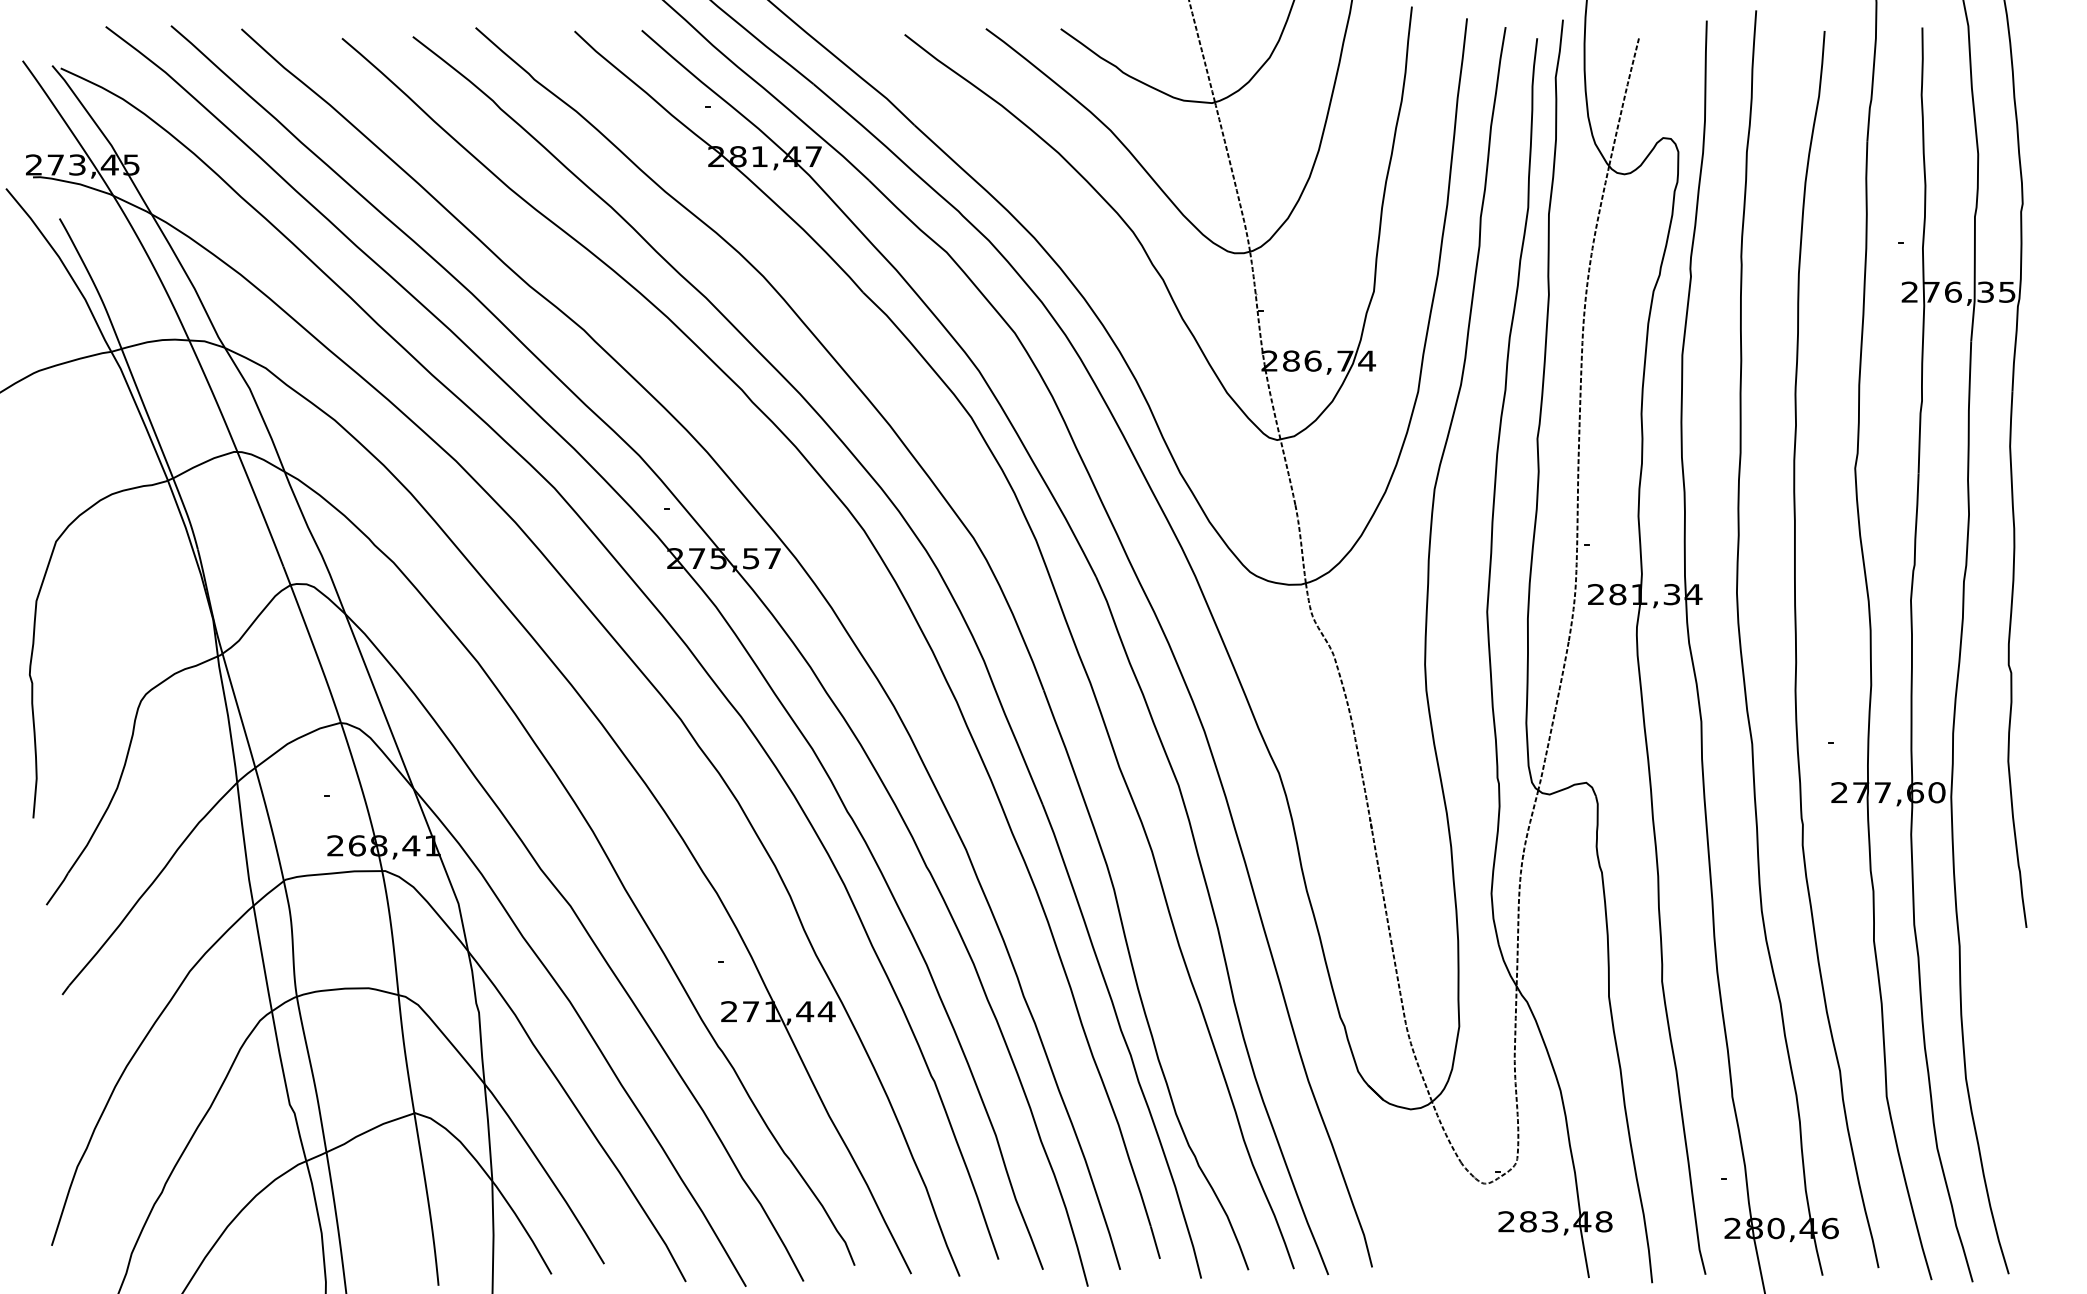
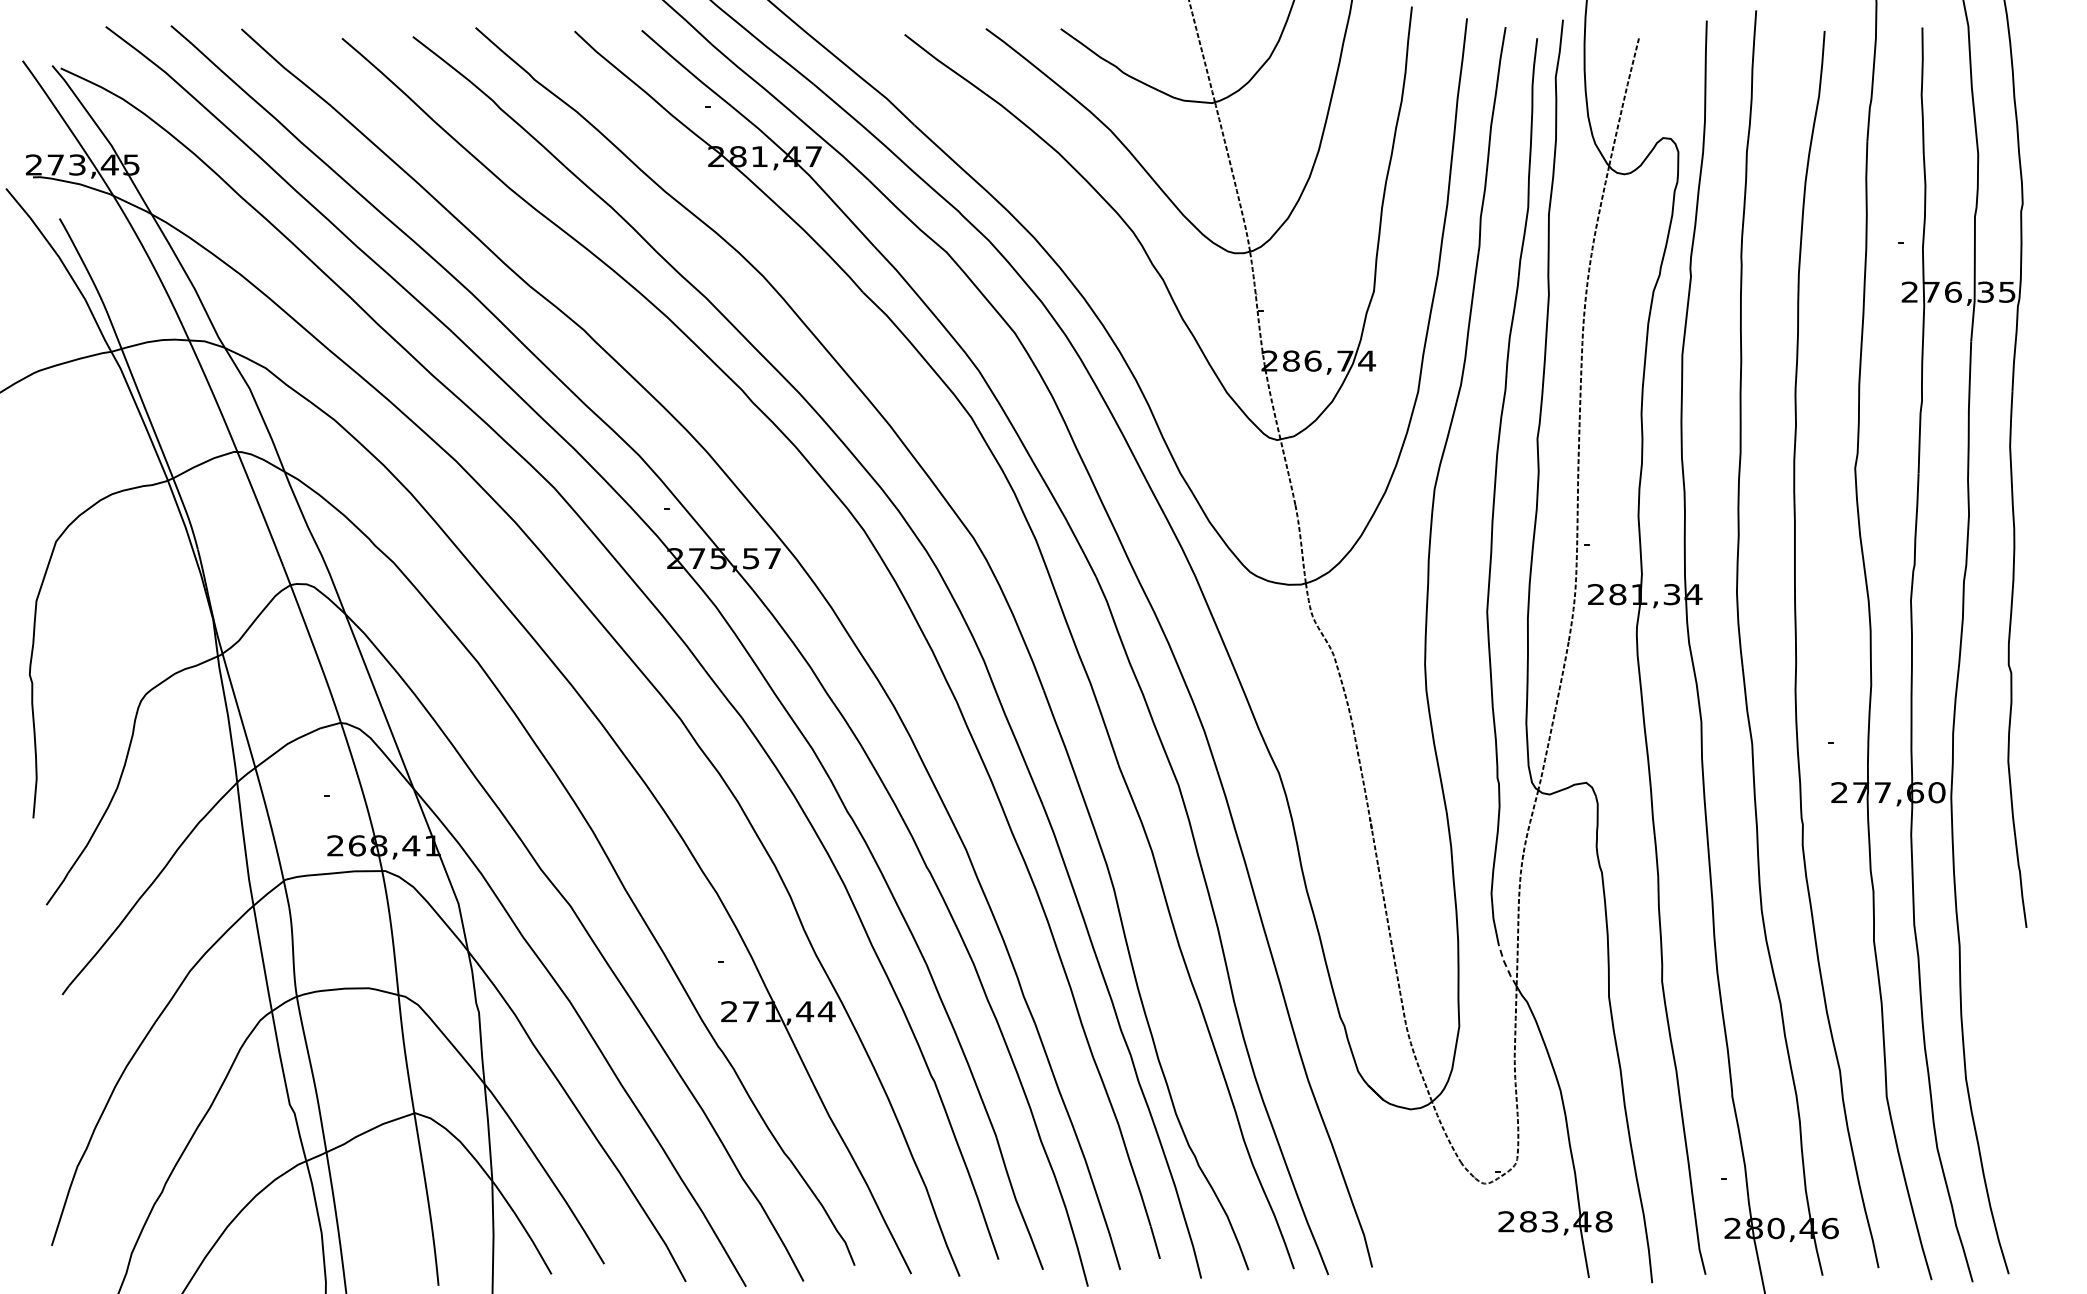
line: solid -> dashed (1506, 965)
